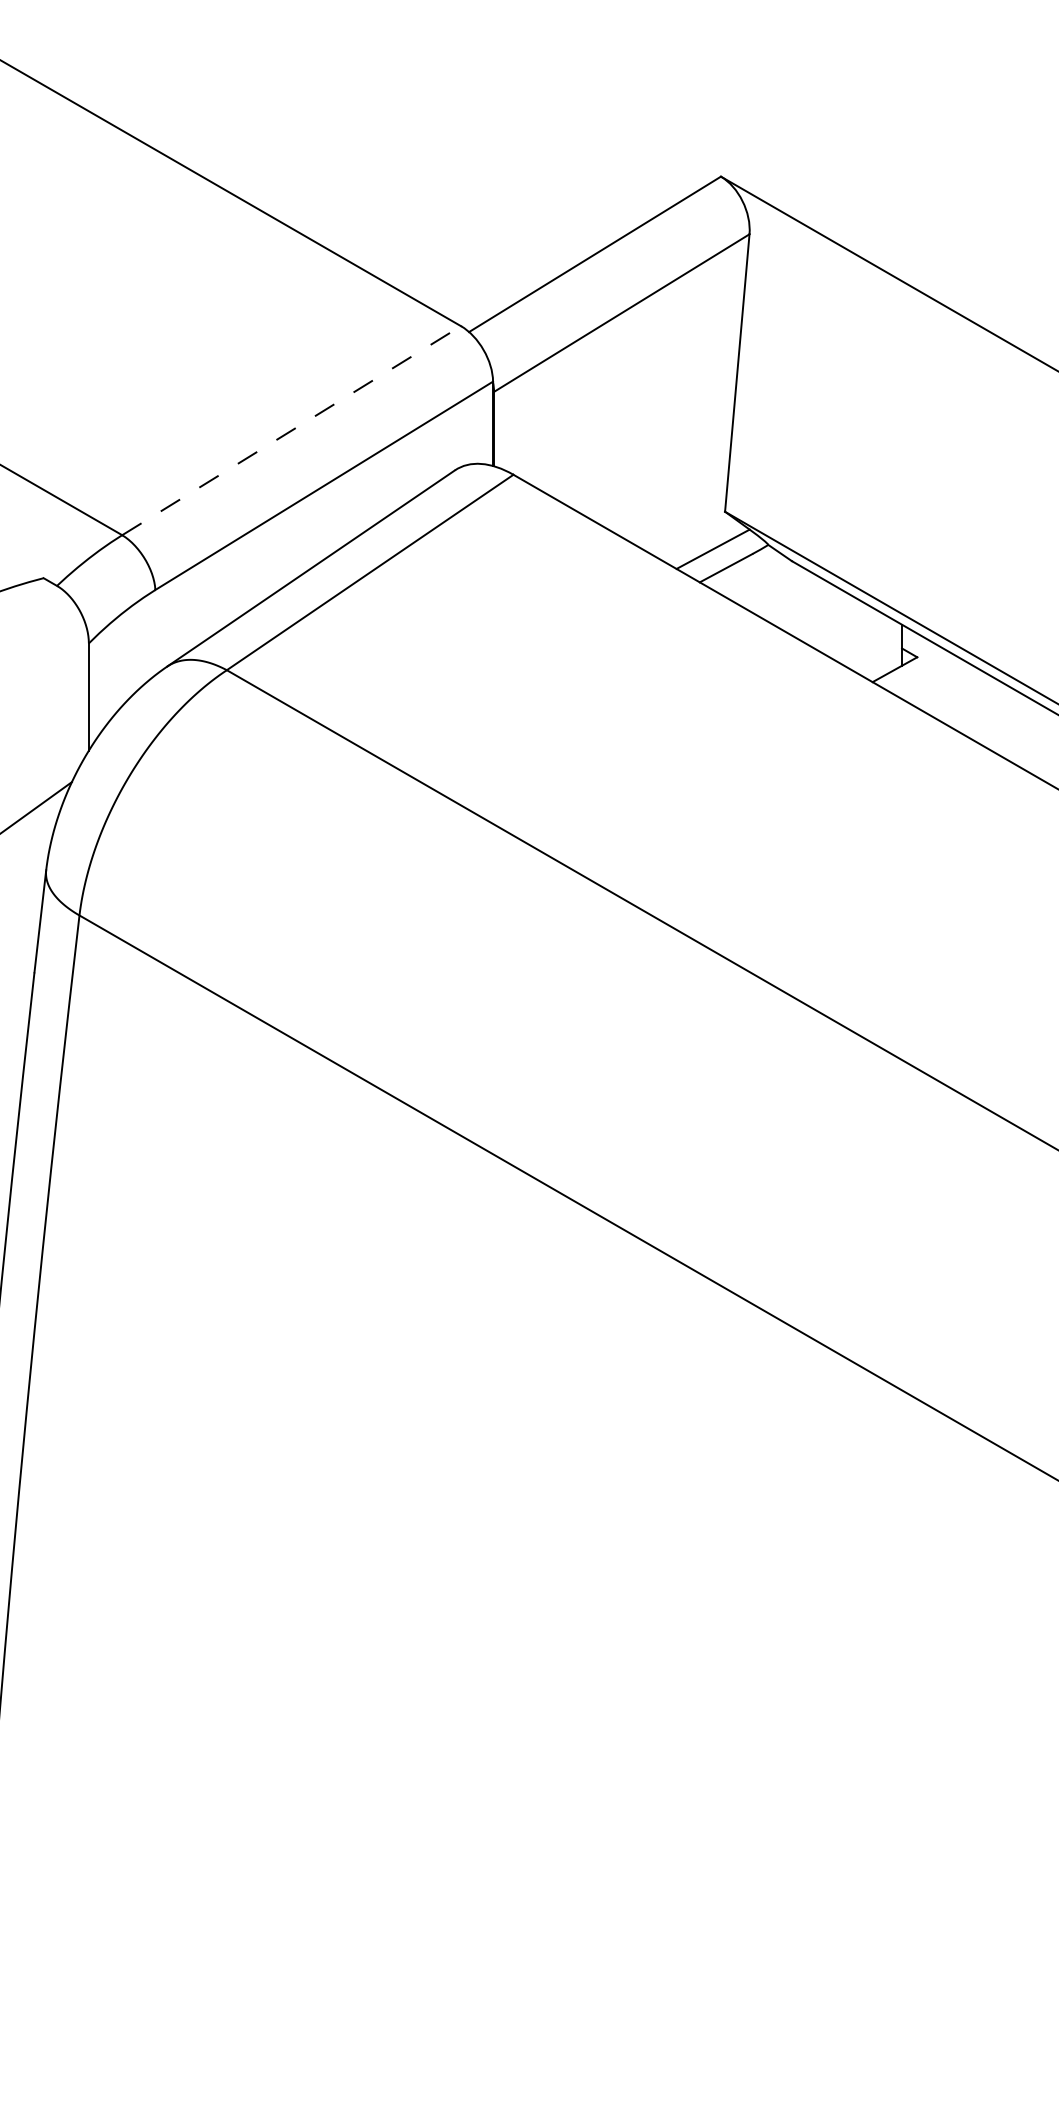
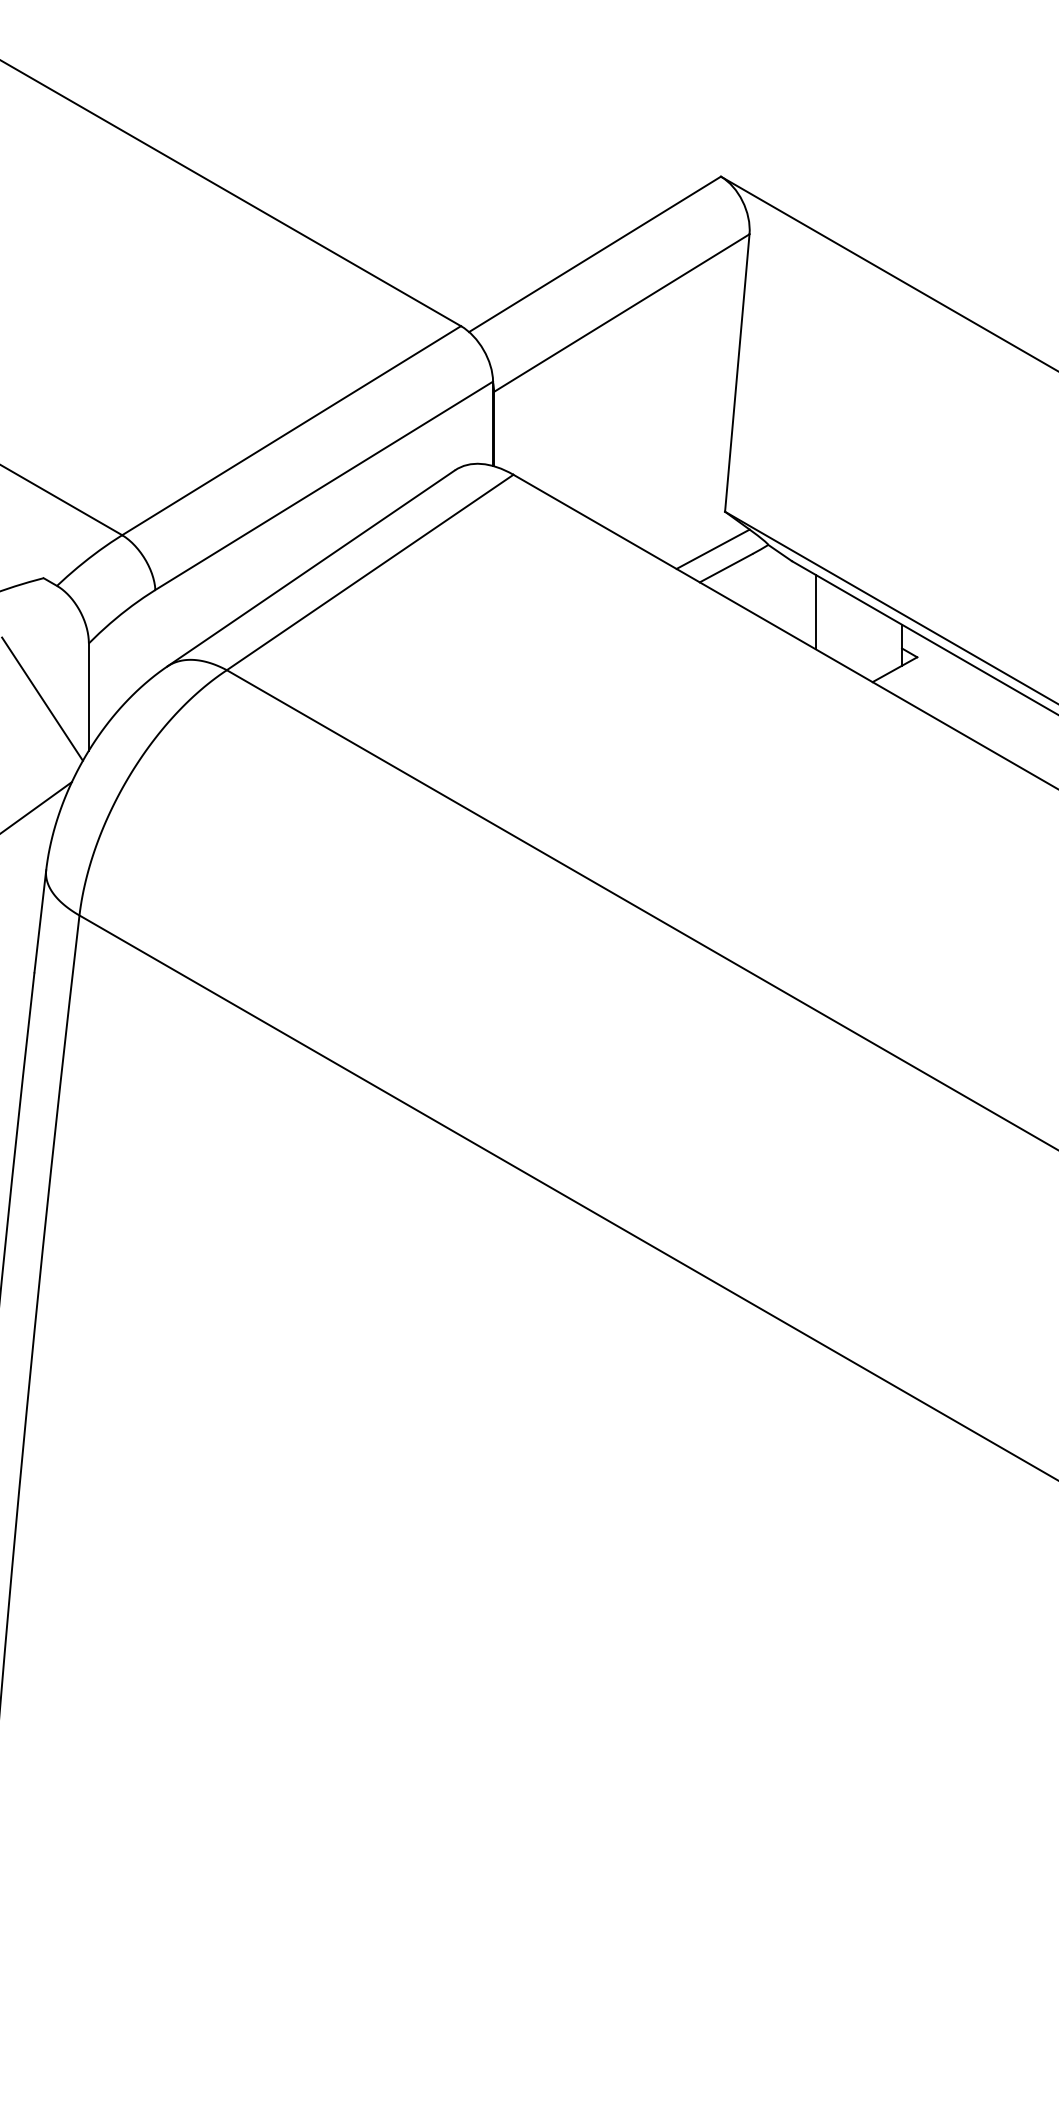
line: dashed -> solid (292, 430)
line: none -> present (815, 611)
line: none -> present (42, 698)
